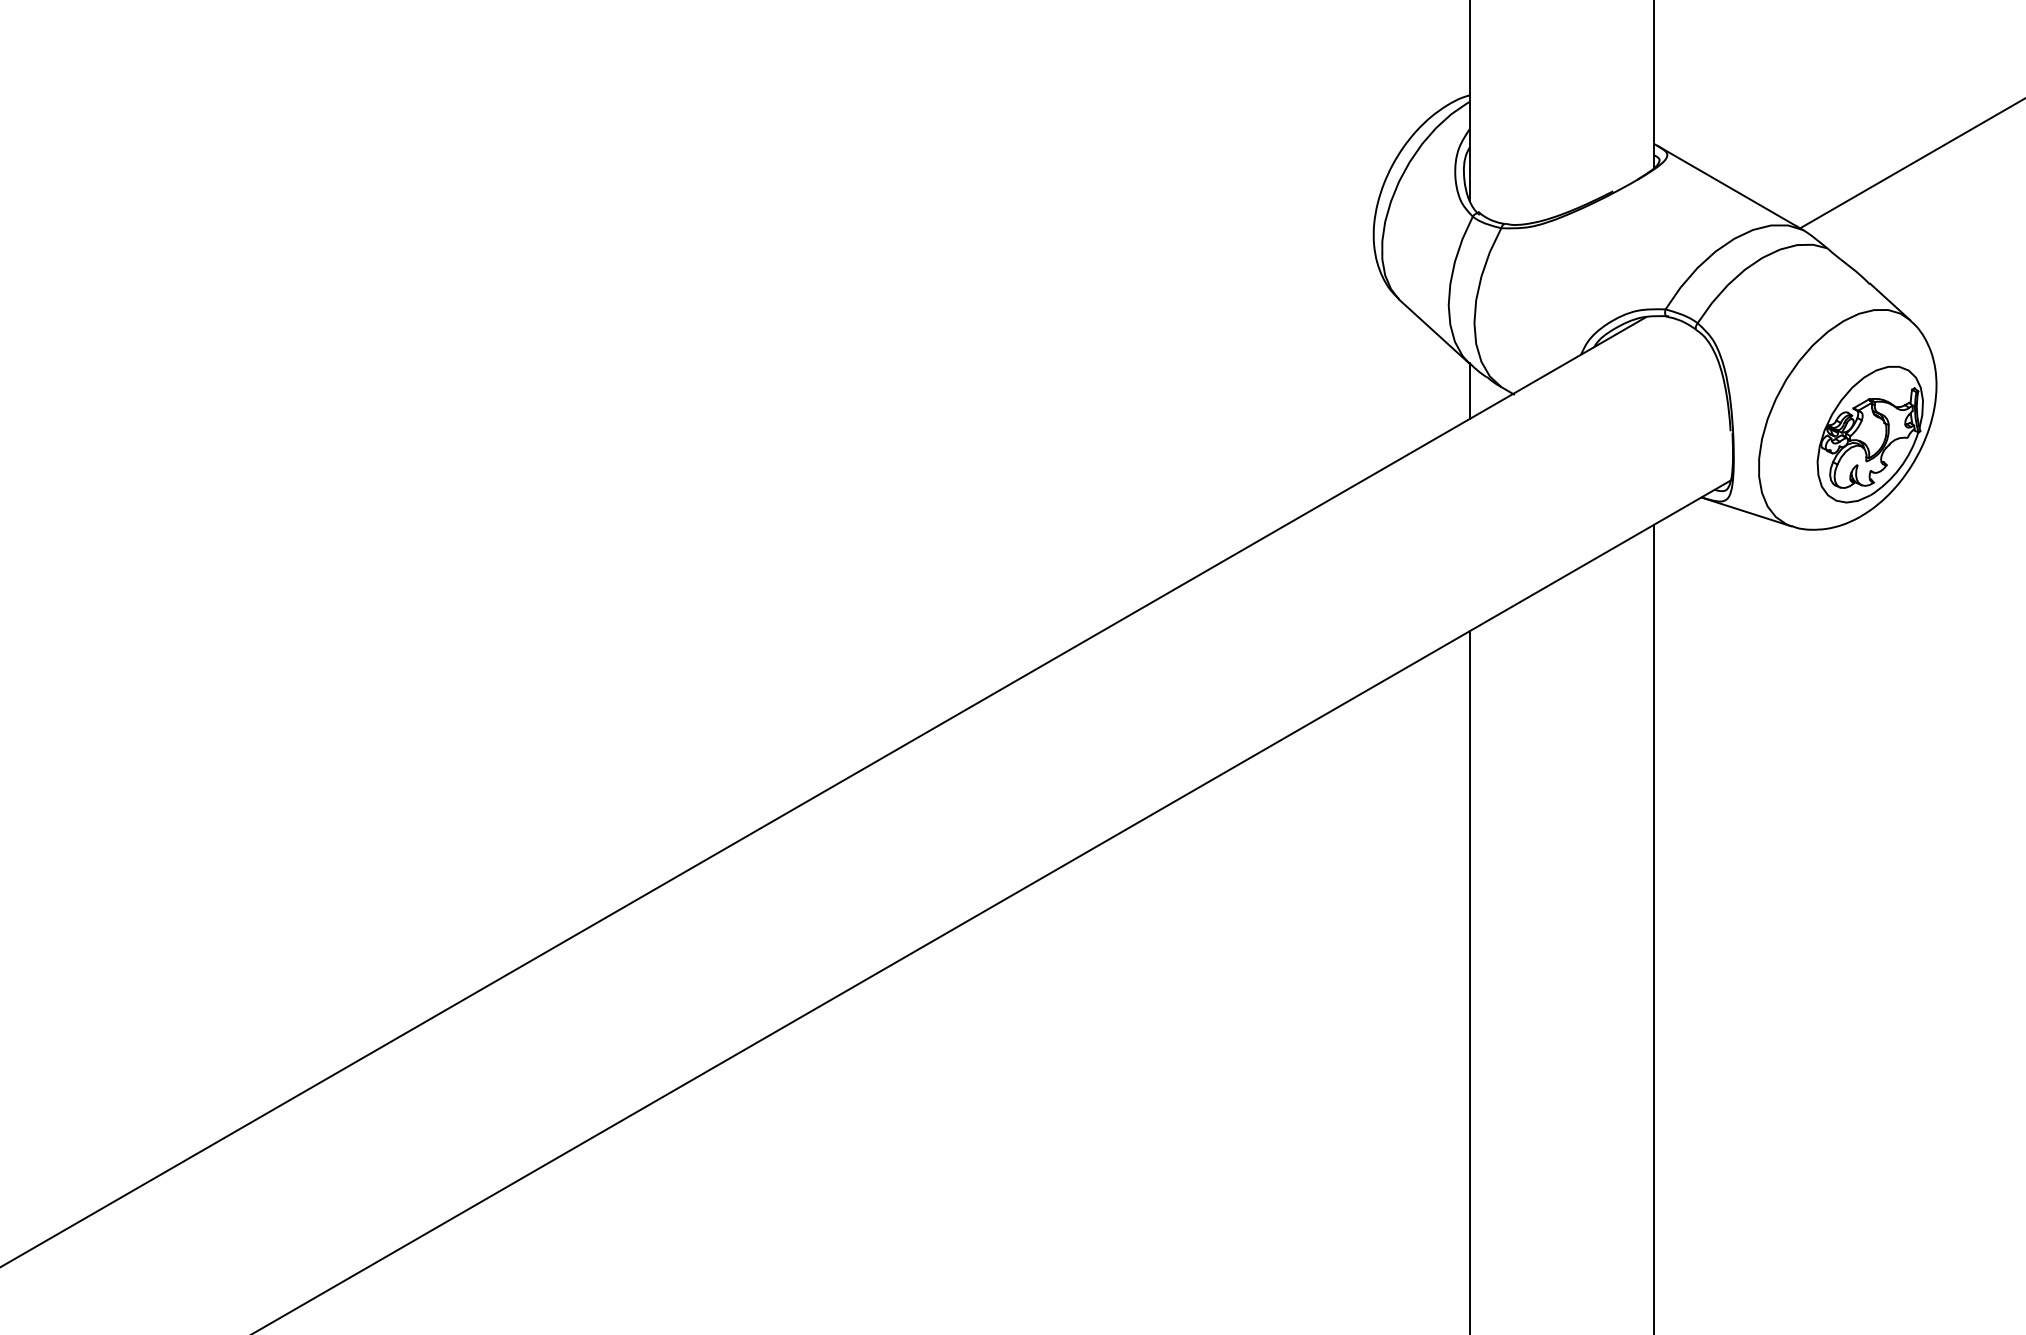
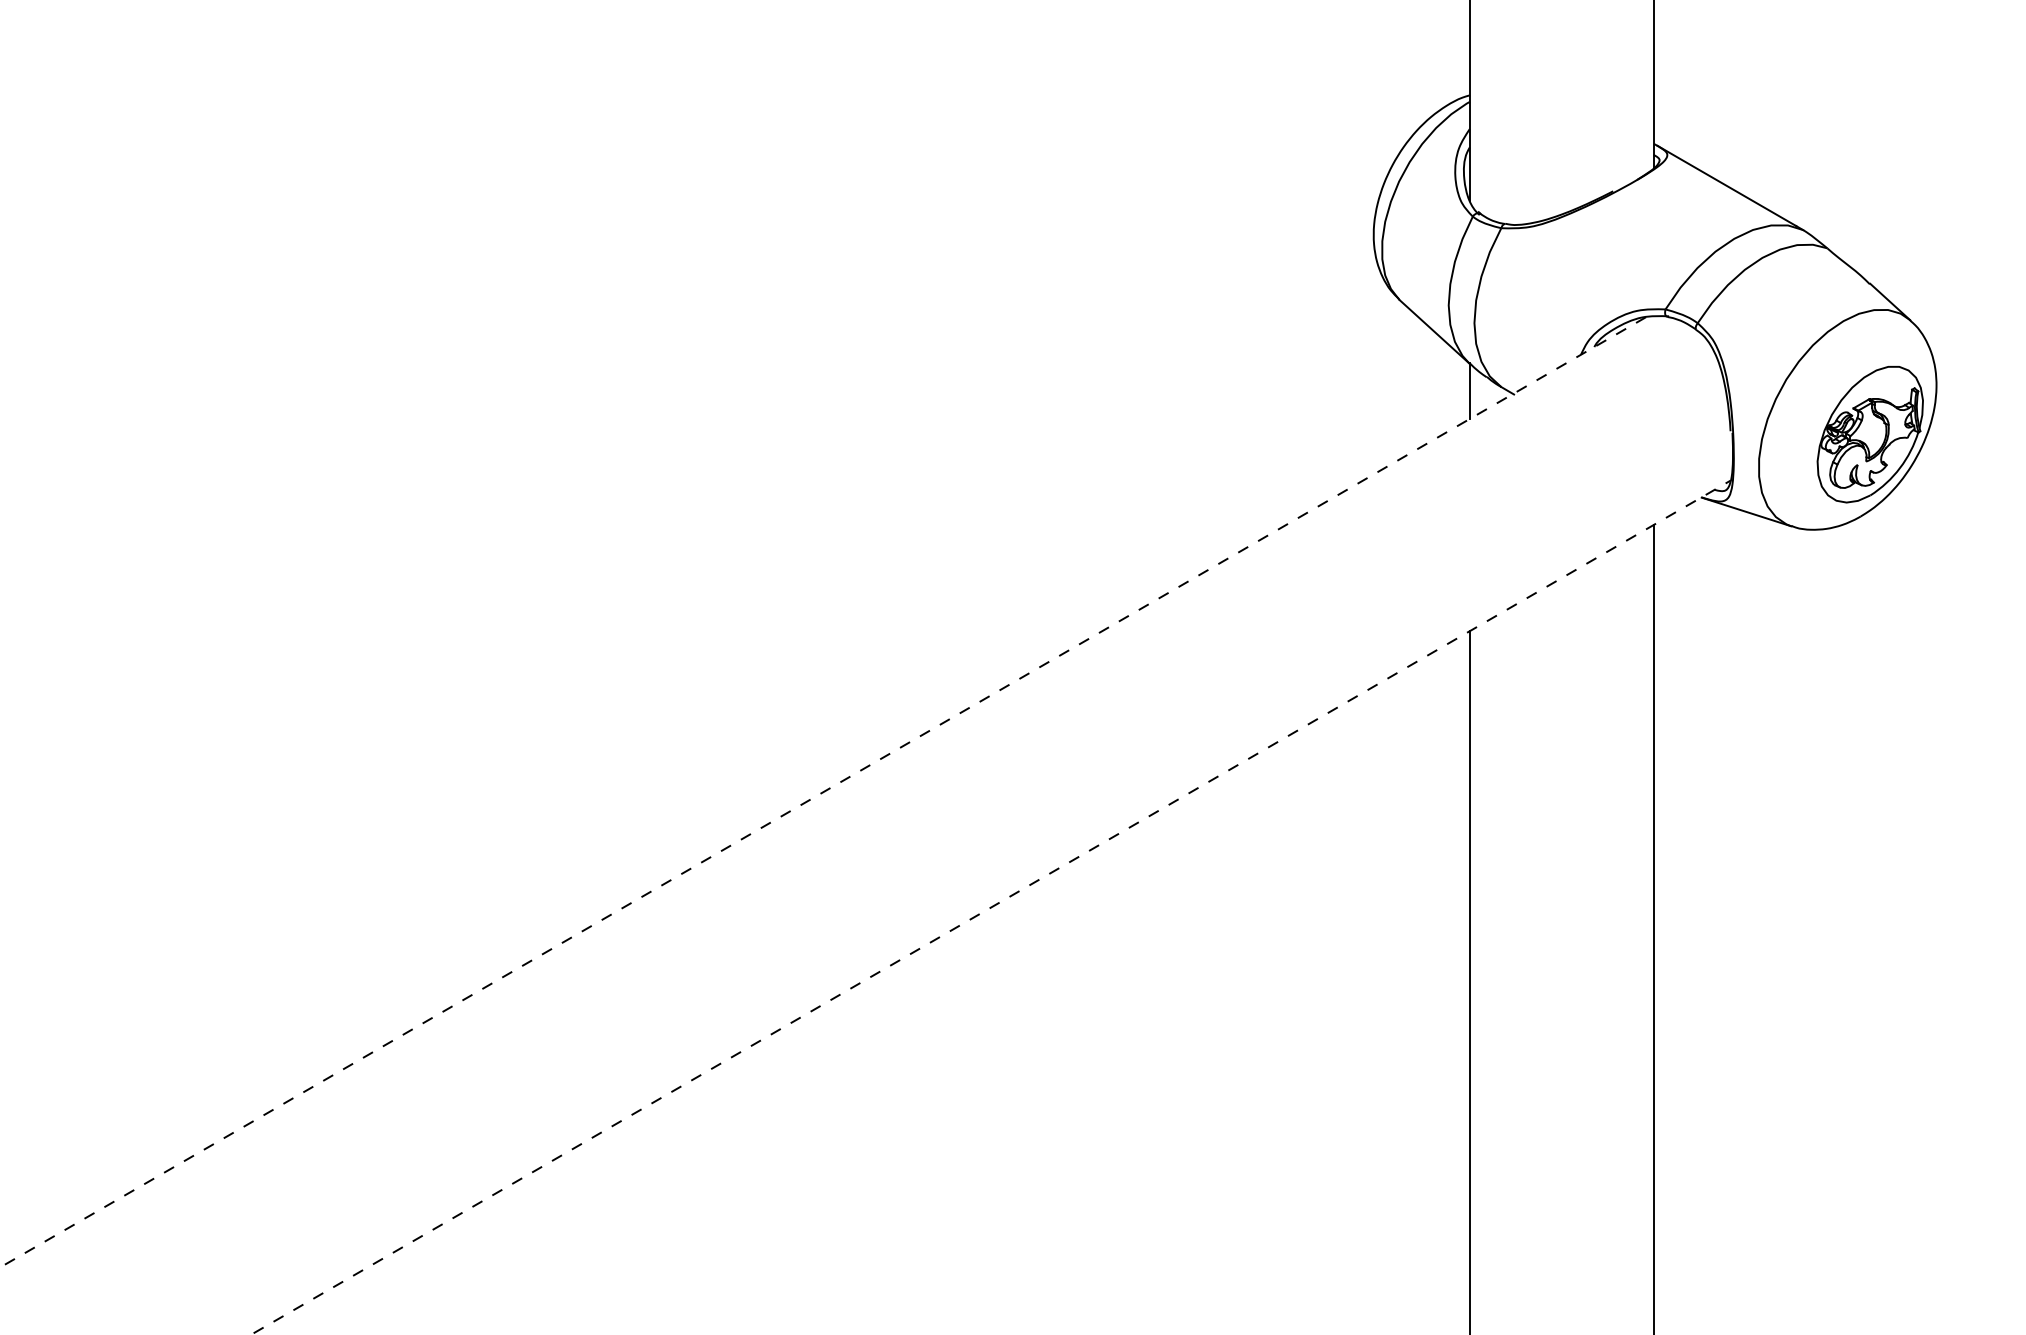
line: present -> none (1911, 163)
line: solid -> dashed (822, 792)
line: solid -> dashed (991, 907)
